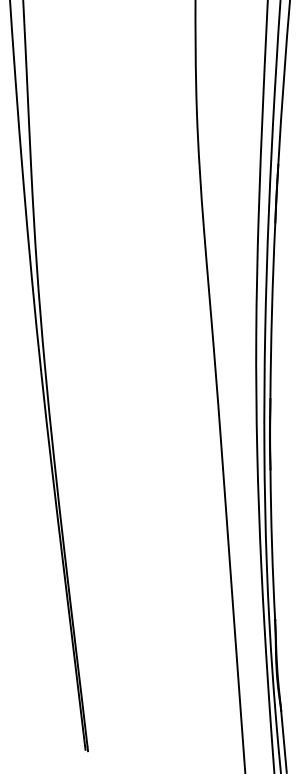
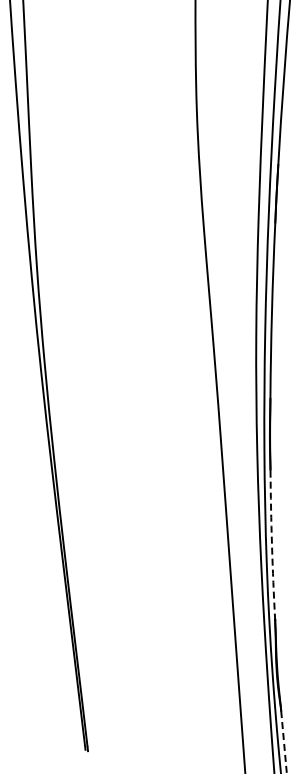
arc: solid -> dashed (272, 545)
line: solid -> dashed (283, 741)
